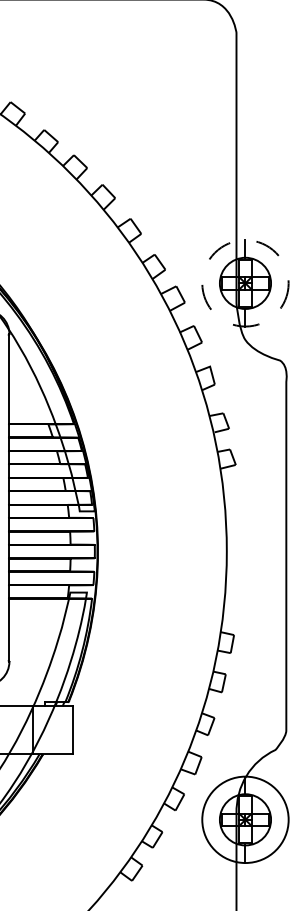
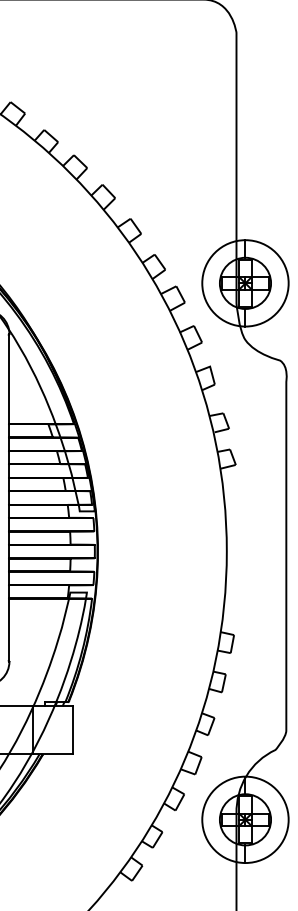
circle: dashed -> solid (245, 283)
